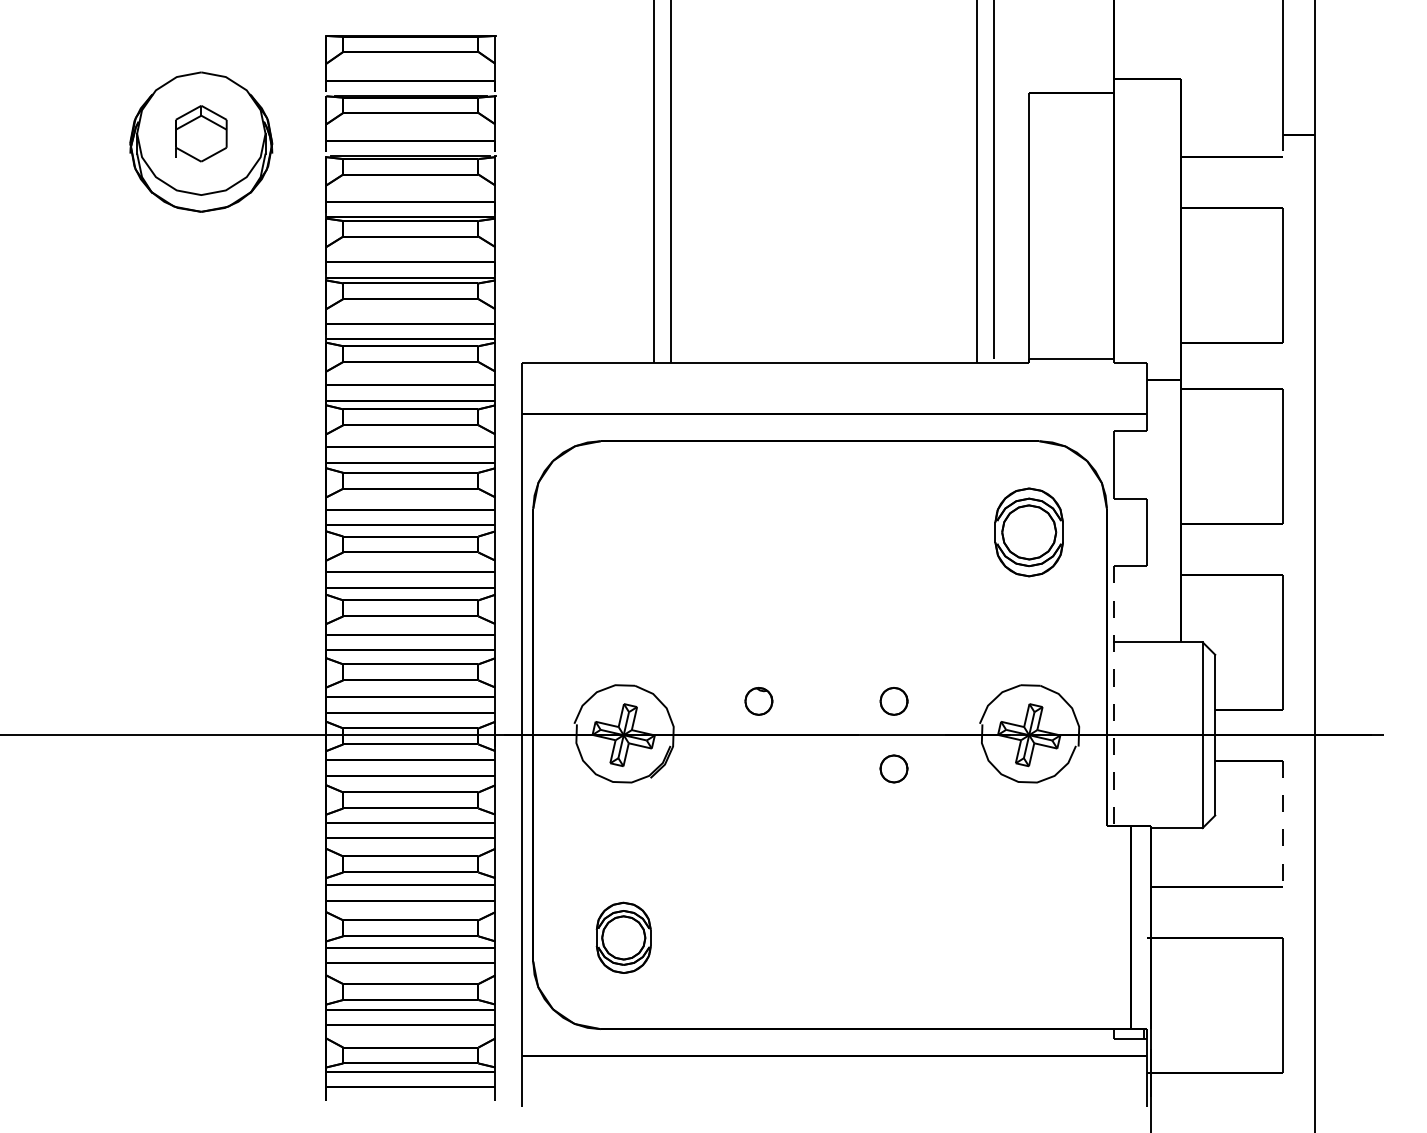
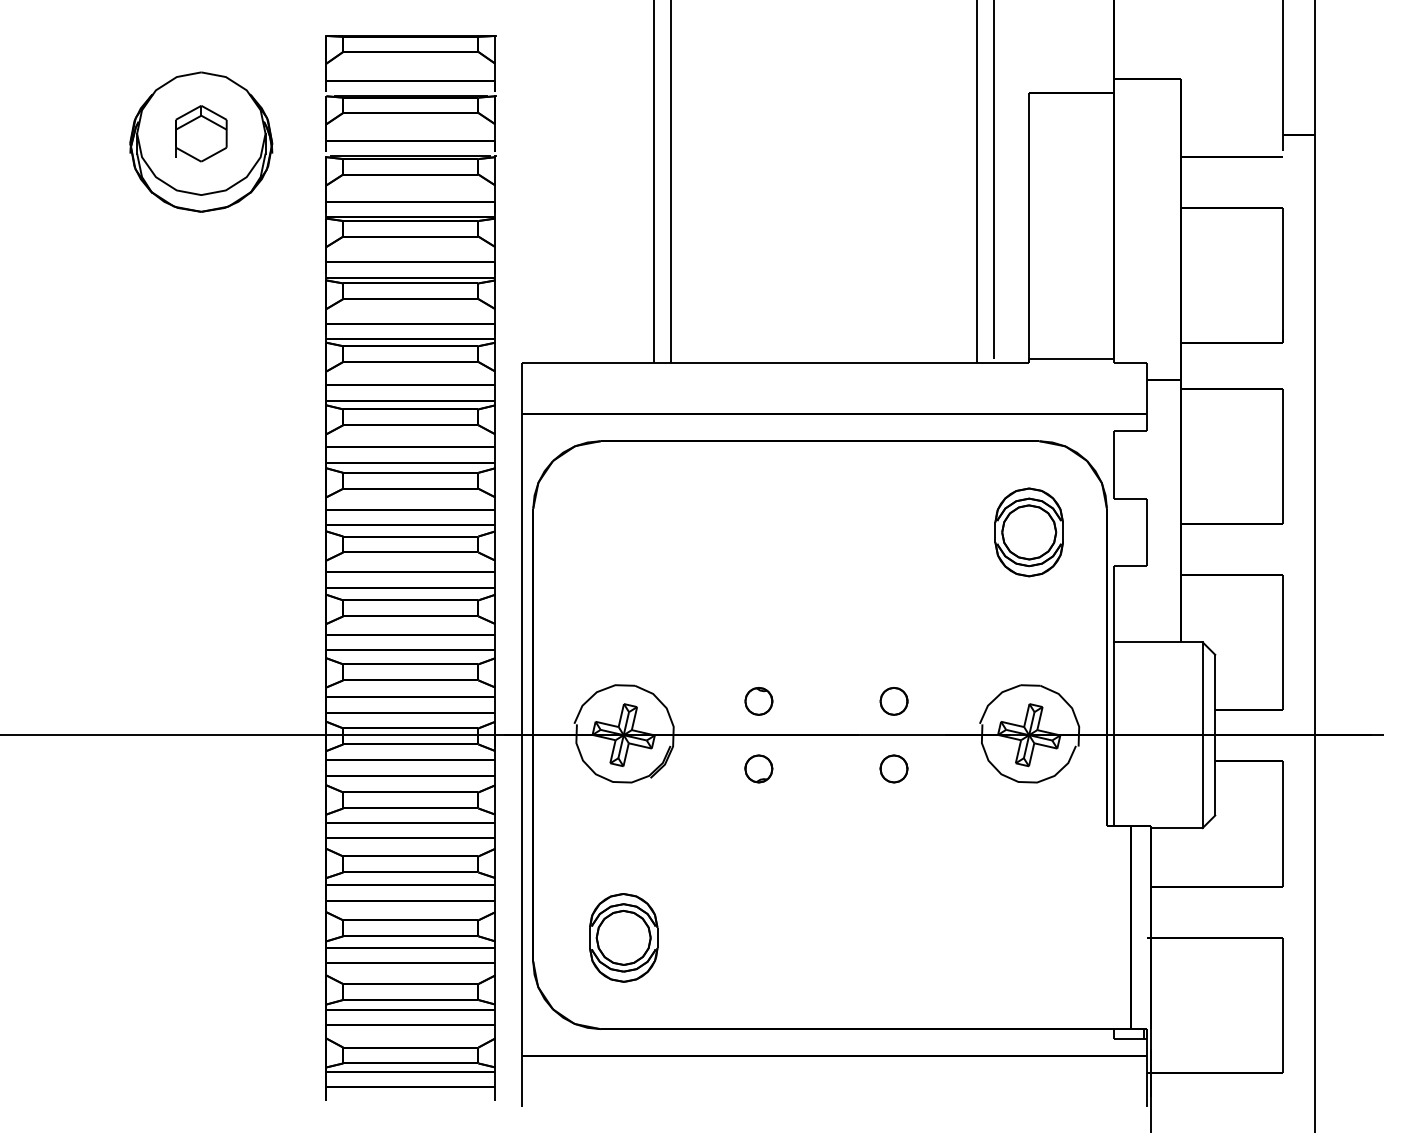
line: dashed -> solid (1113, 696)
part: none -> present (758, 768)
line: dashed -> solid (1282, 824)
part size: 57x73 px -> 70x90 px (623, 937)
